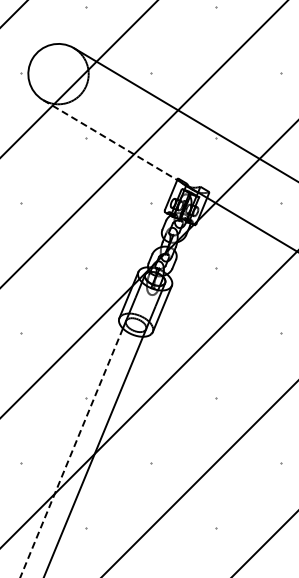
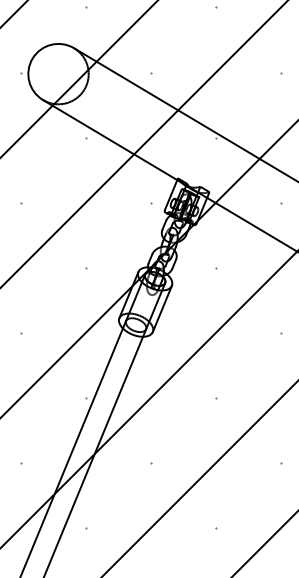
line: dashed -> solid (110, 140)
line: dashed -> solid (71, 453)
